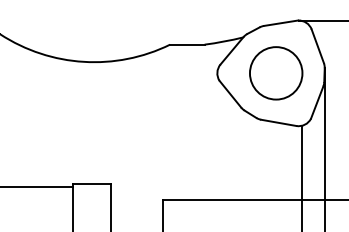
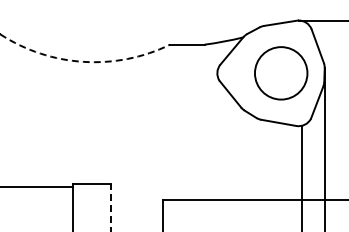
arc: solid -> dashed (83, 61)
circle position: (276, 73) -> (281, 73) (281, 73)
line: solid -> dashed (110, 207)
